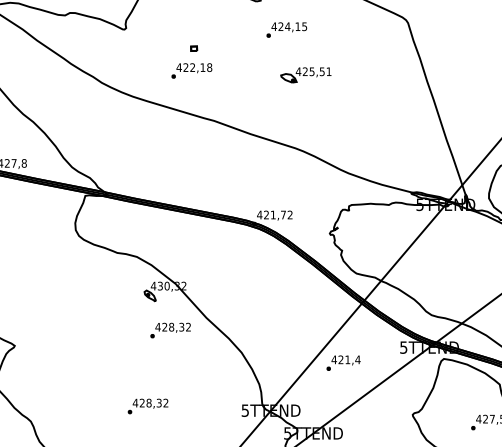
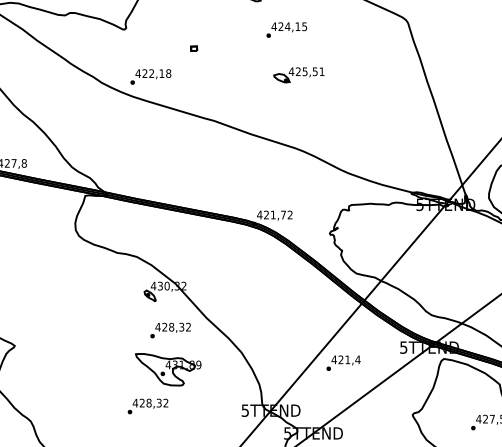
text position: (191, 70) -> (150, 76) (150, 76)
part position: (305, 75) -> (298, 75) (298, 75)
part: none -> present (167, 369)
